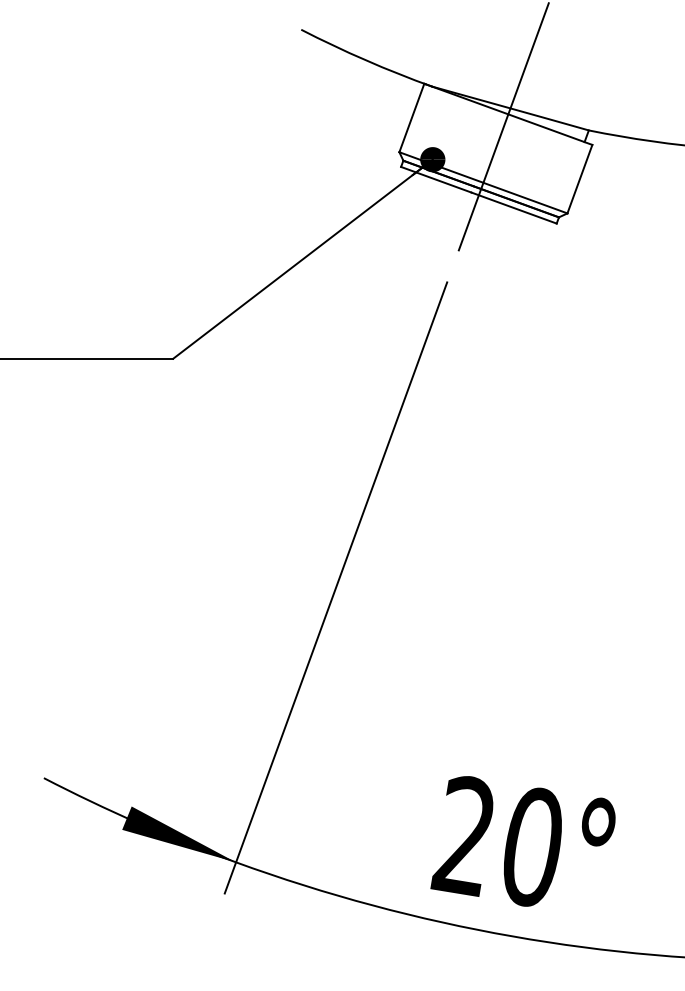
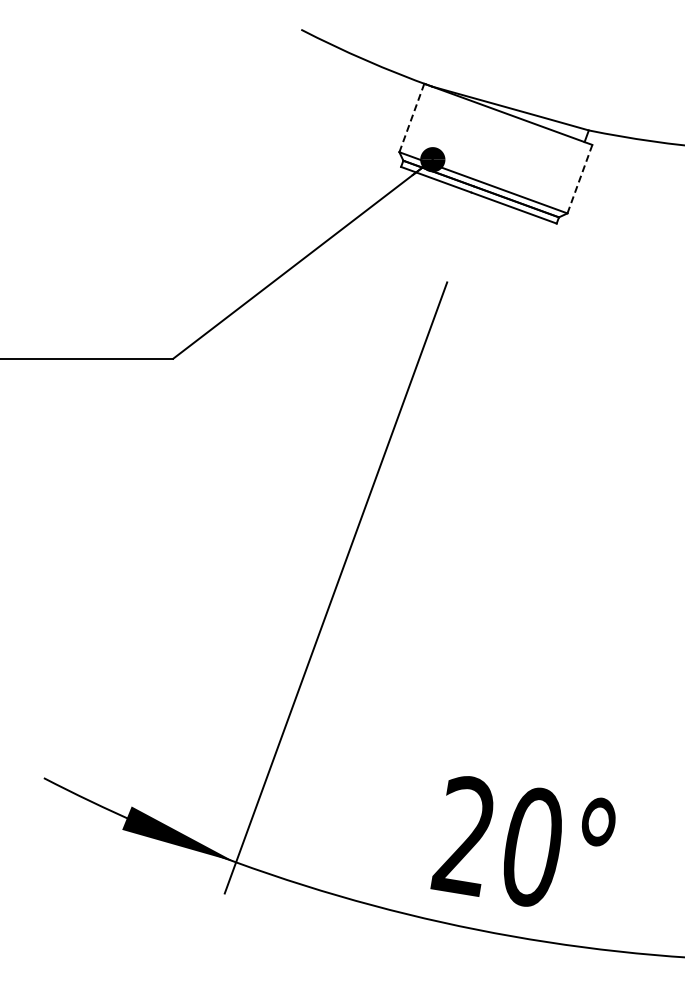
line: solid -> dashed (411, 118)
line: present -> none (503, 126)
line: solid -> dashed (580, 178)
